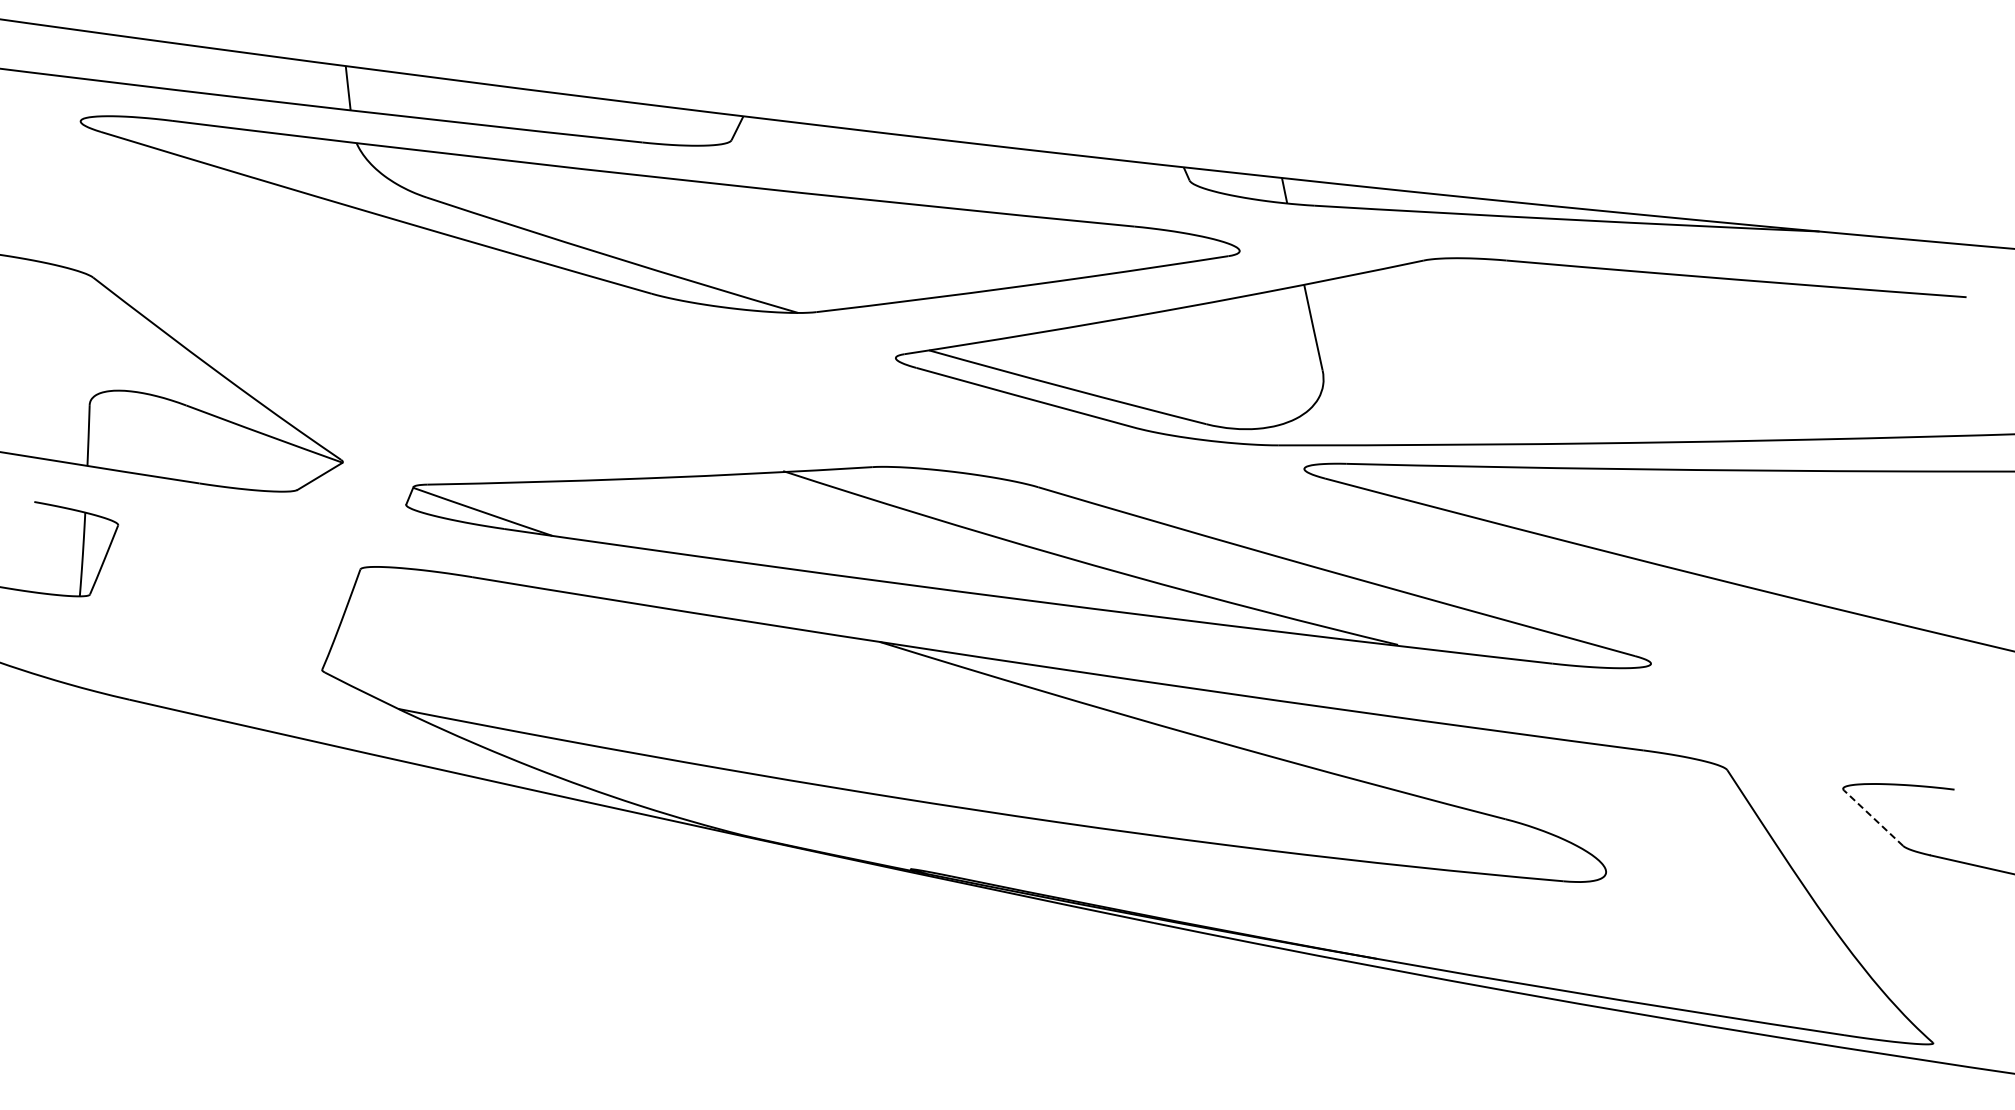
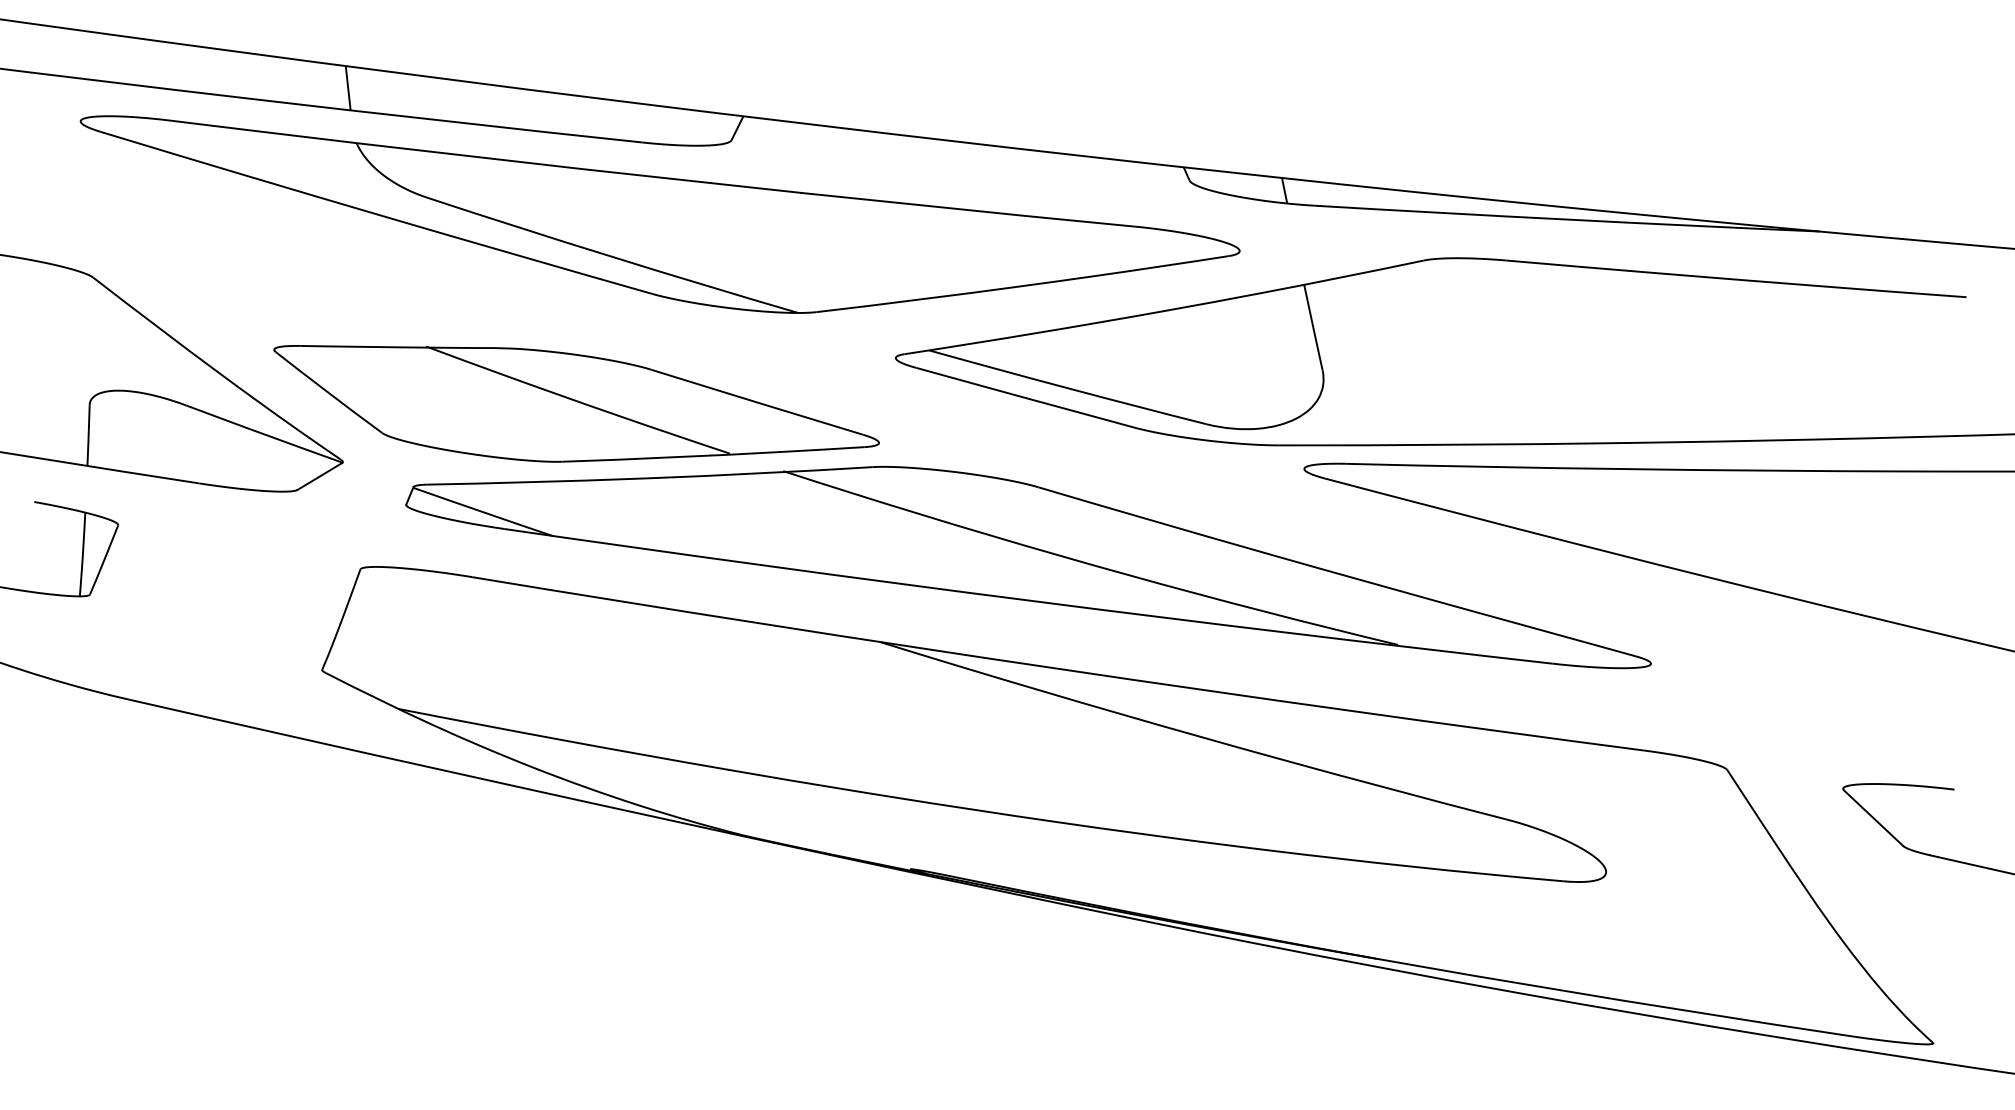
part: none -> present (576, 403)
line: dashed -> solid (1873, 818)
